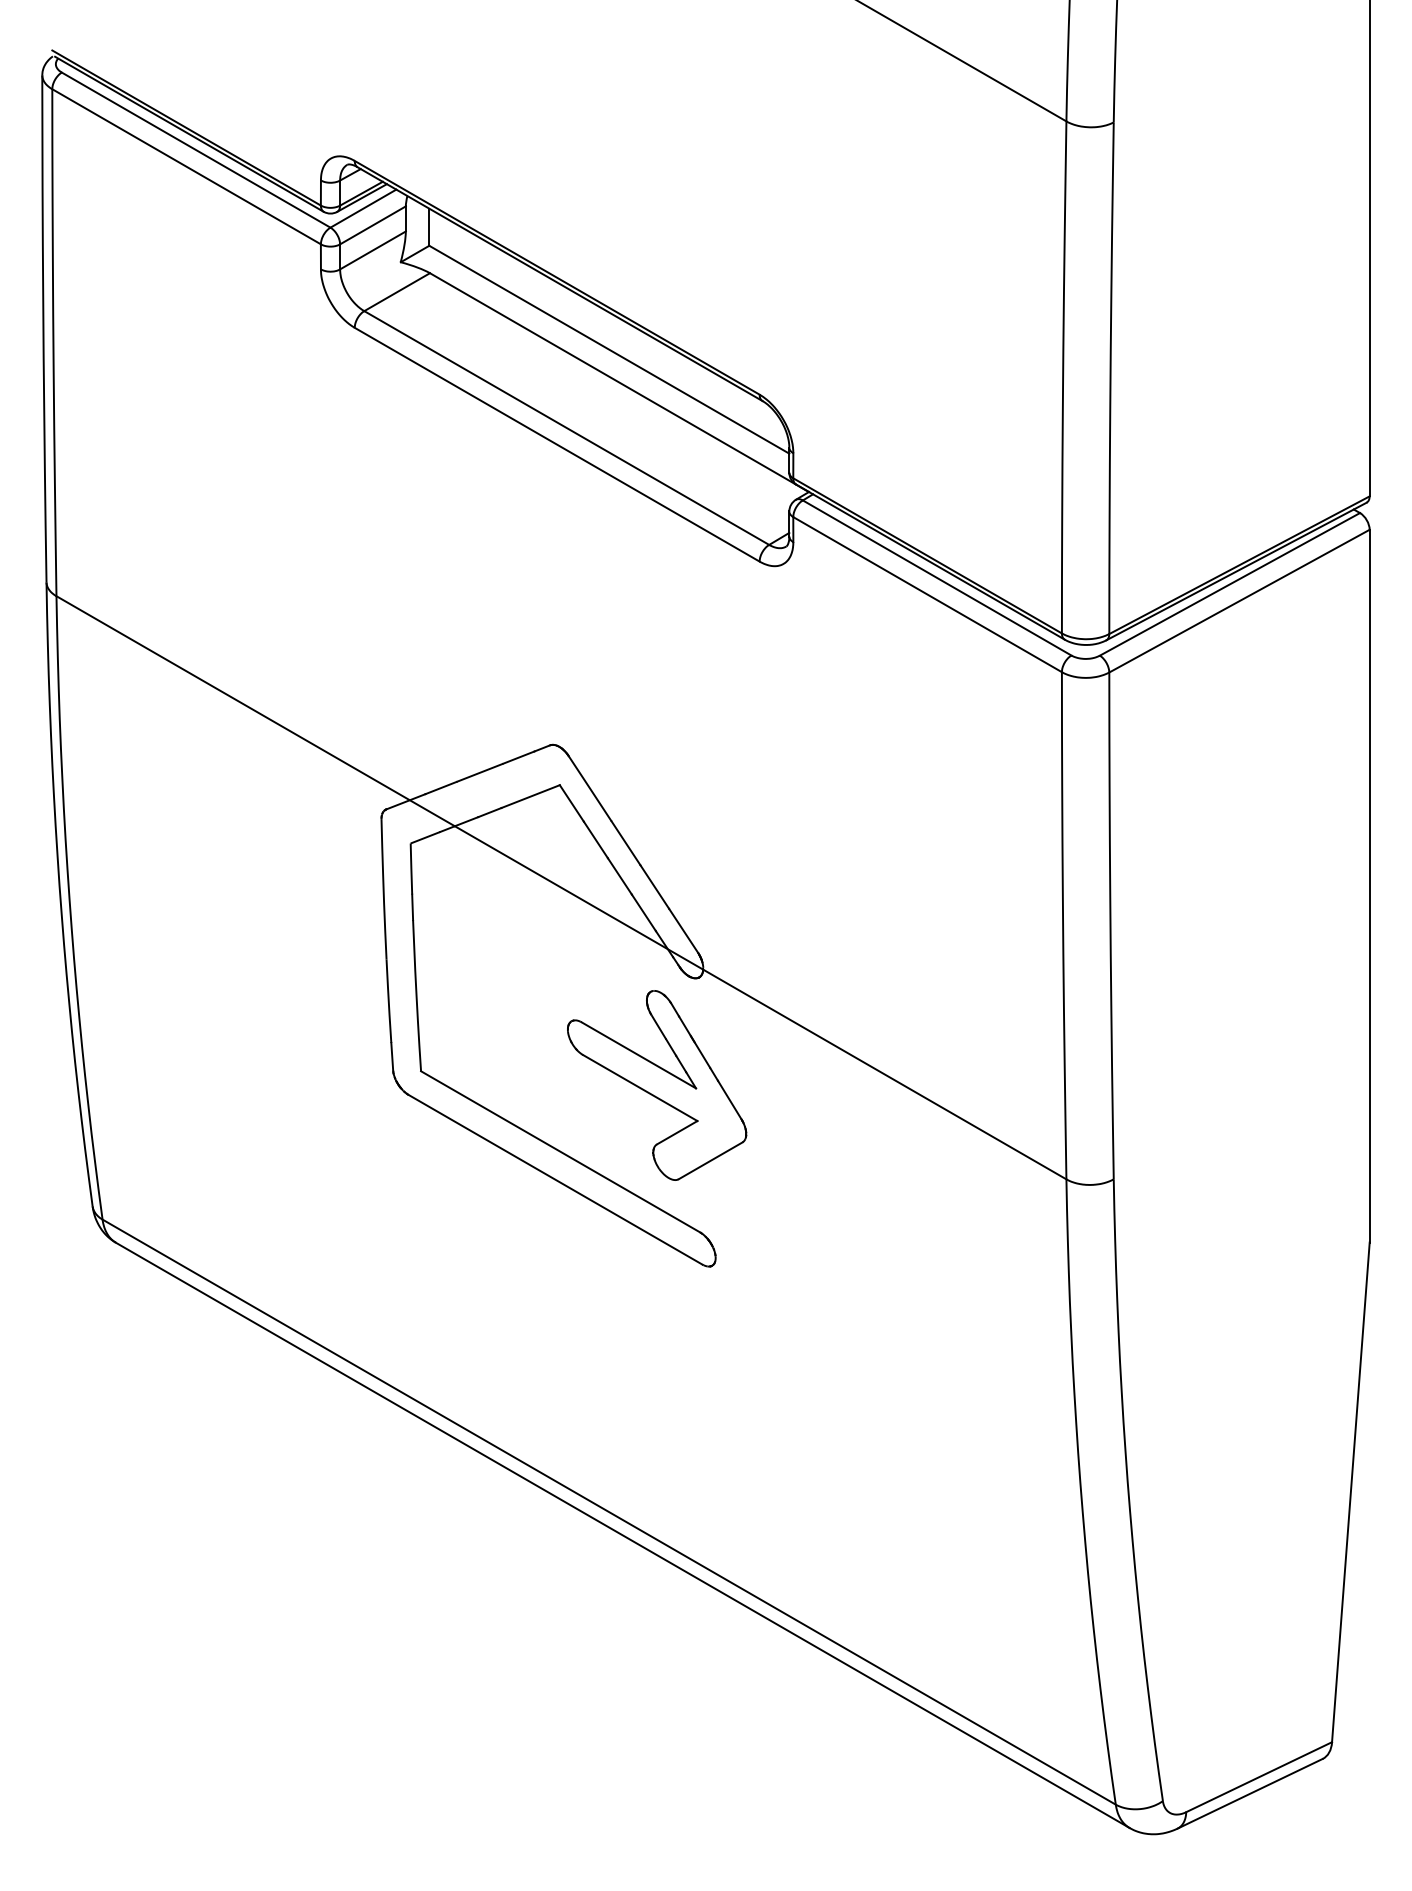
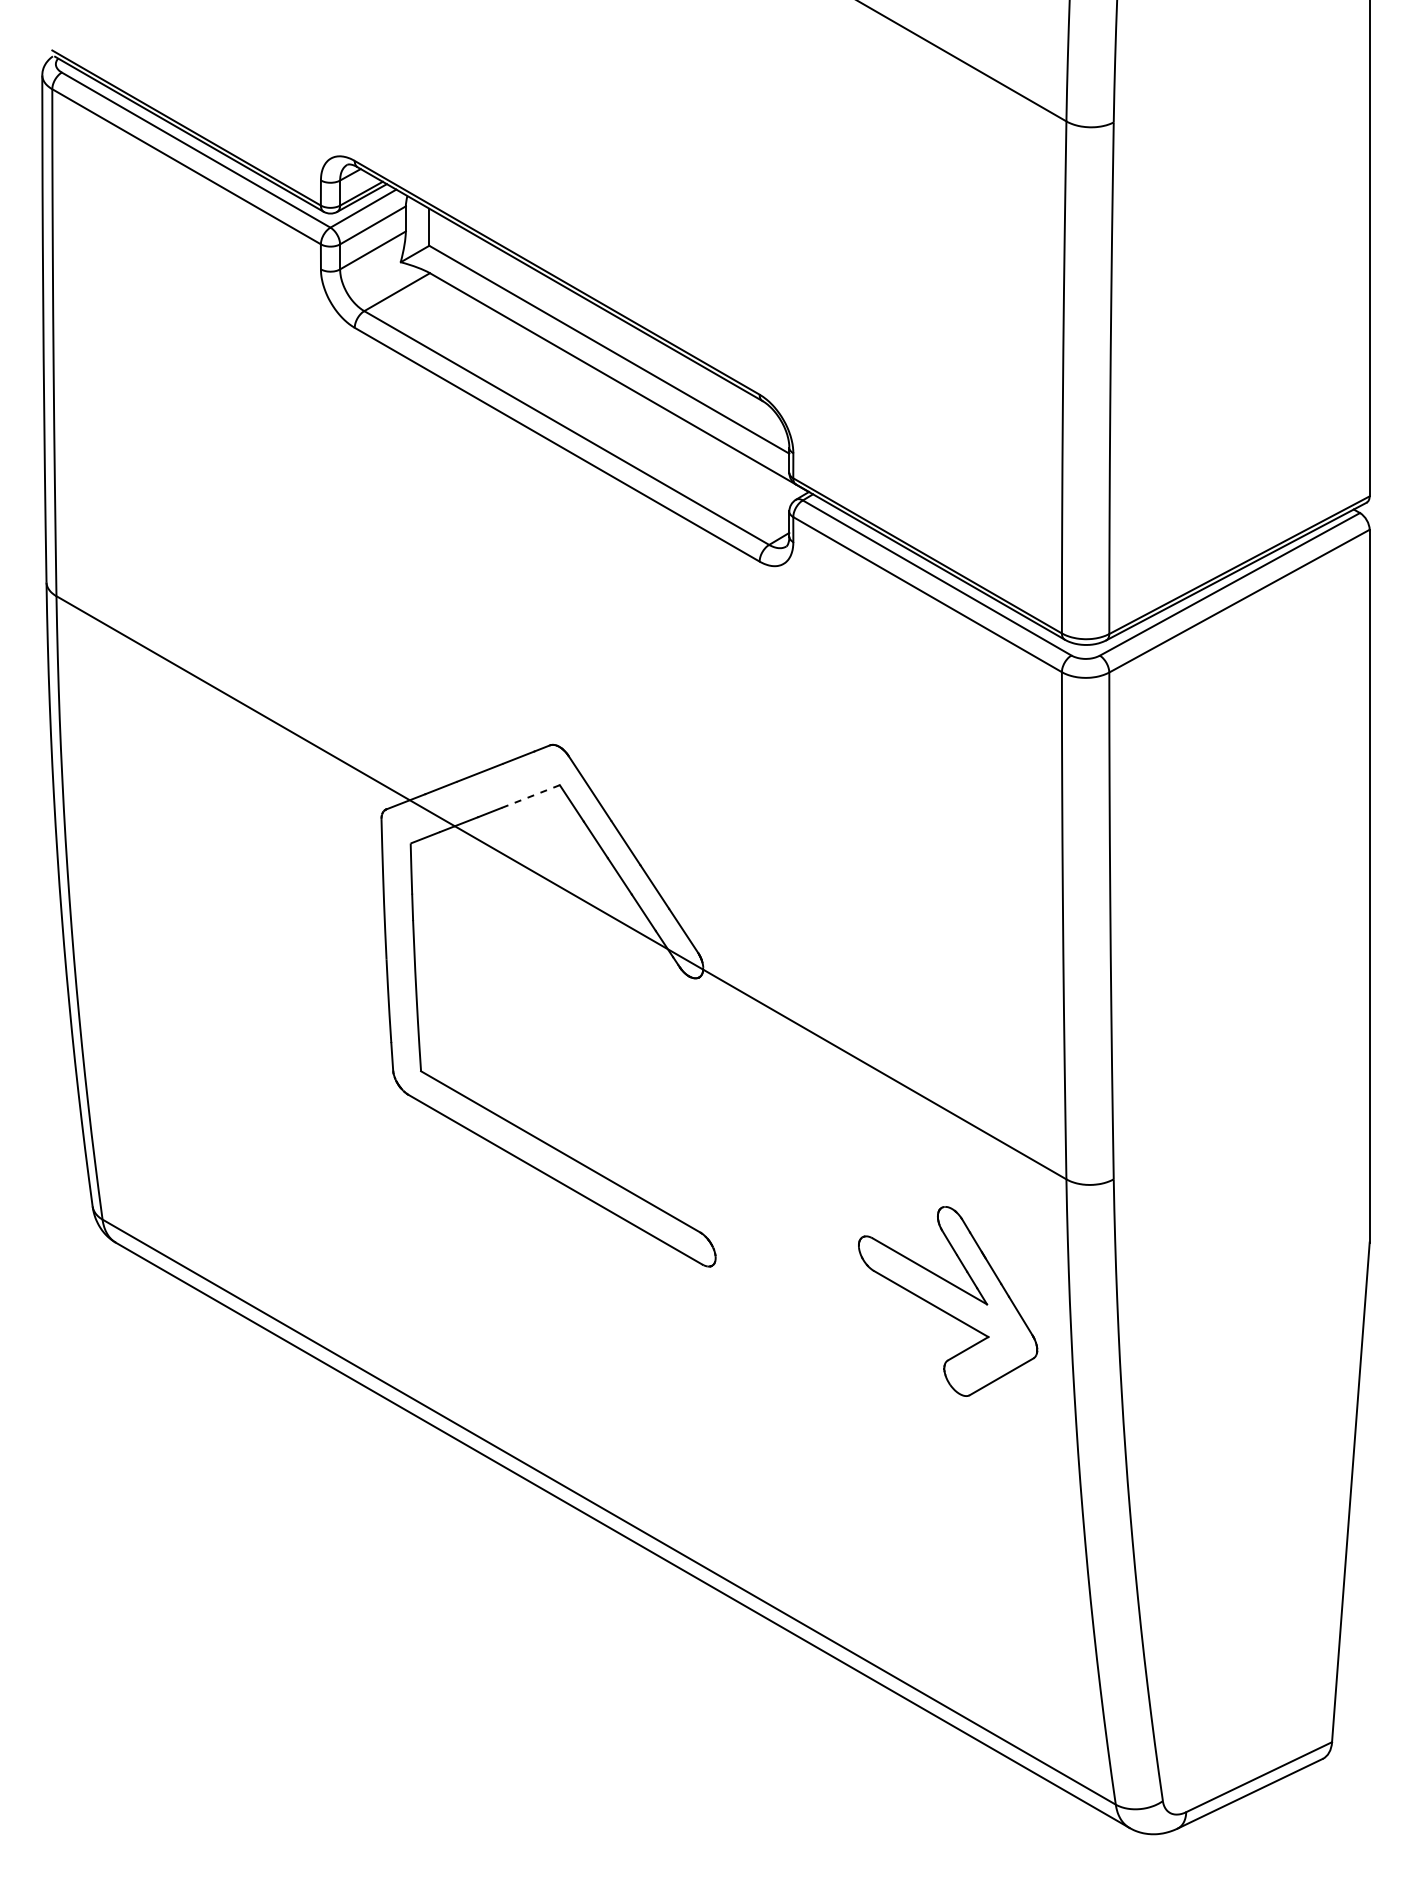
line: solid -> dashed (530, 796)
part position: (657, 1085) -> (948, 1301) (948, 1301)
